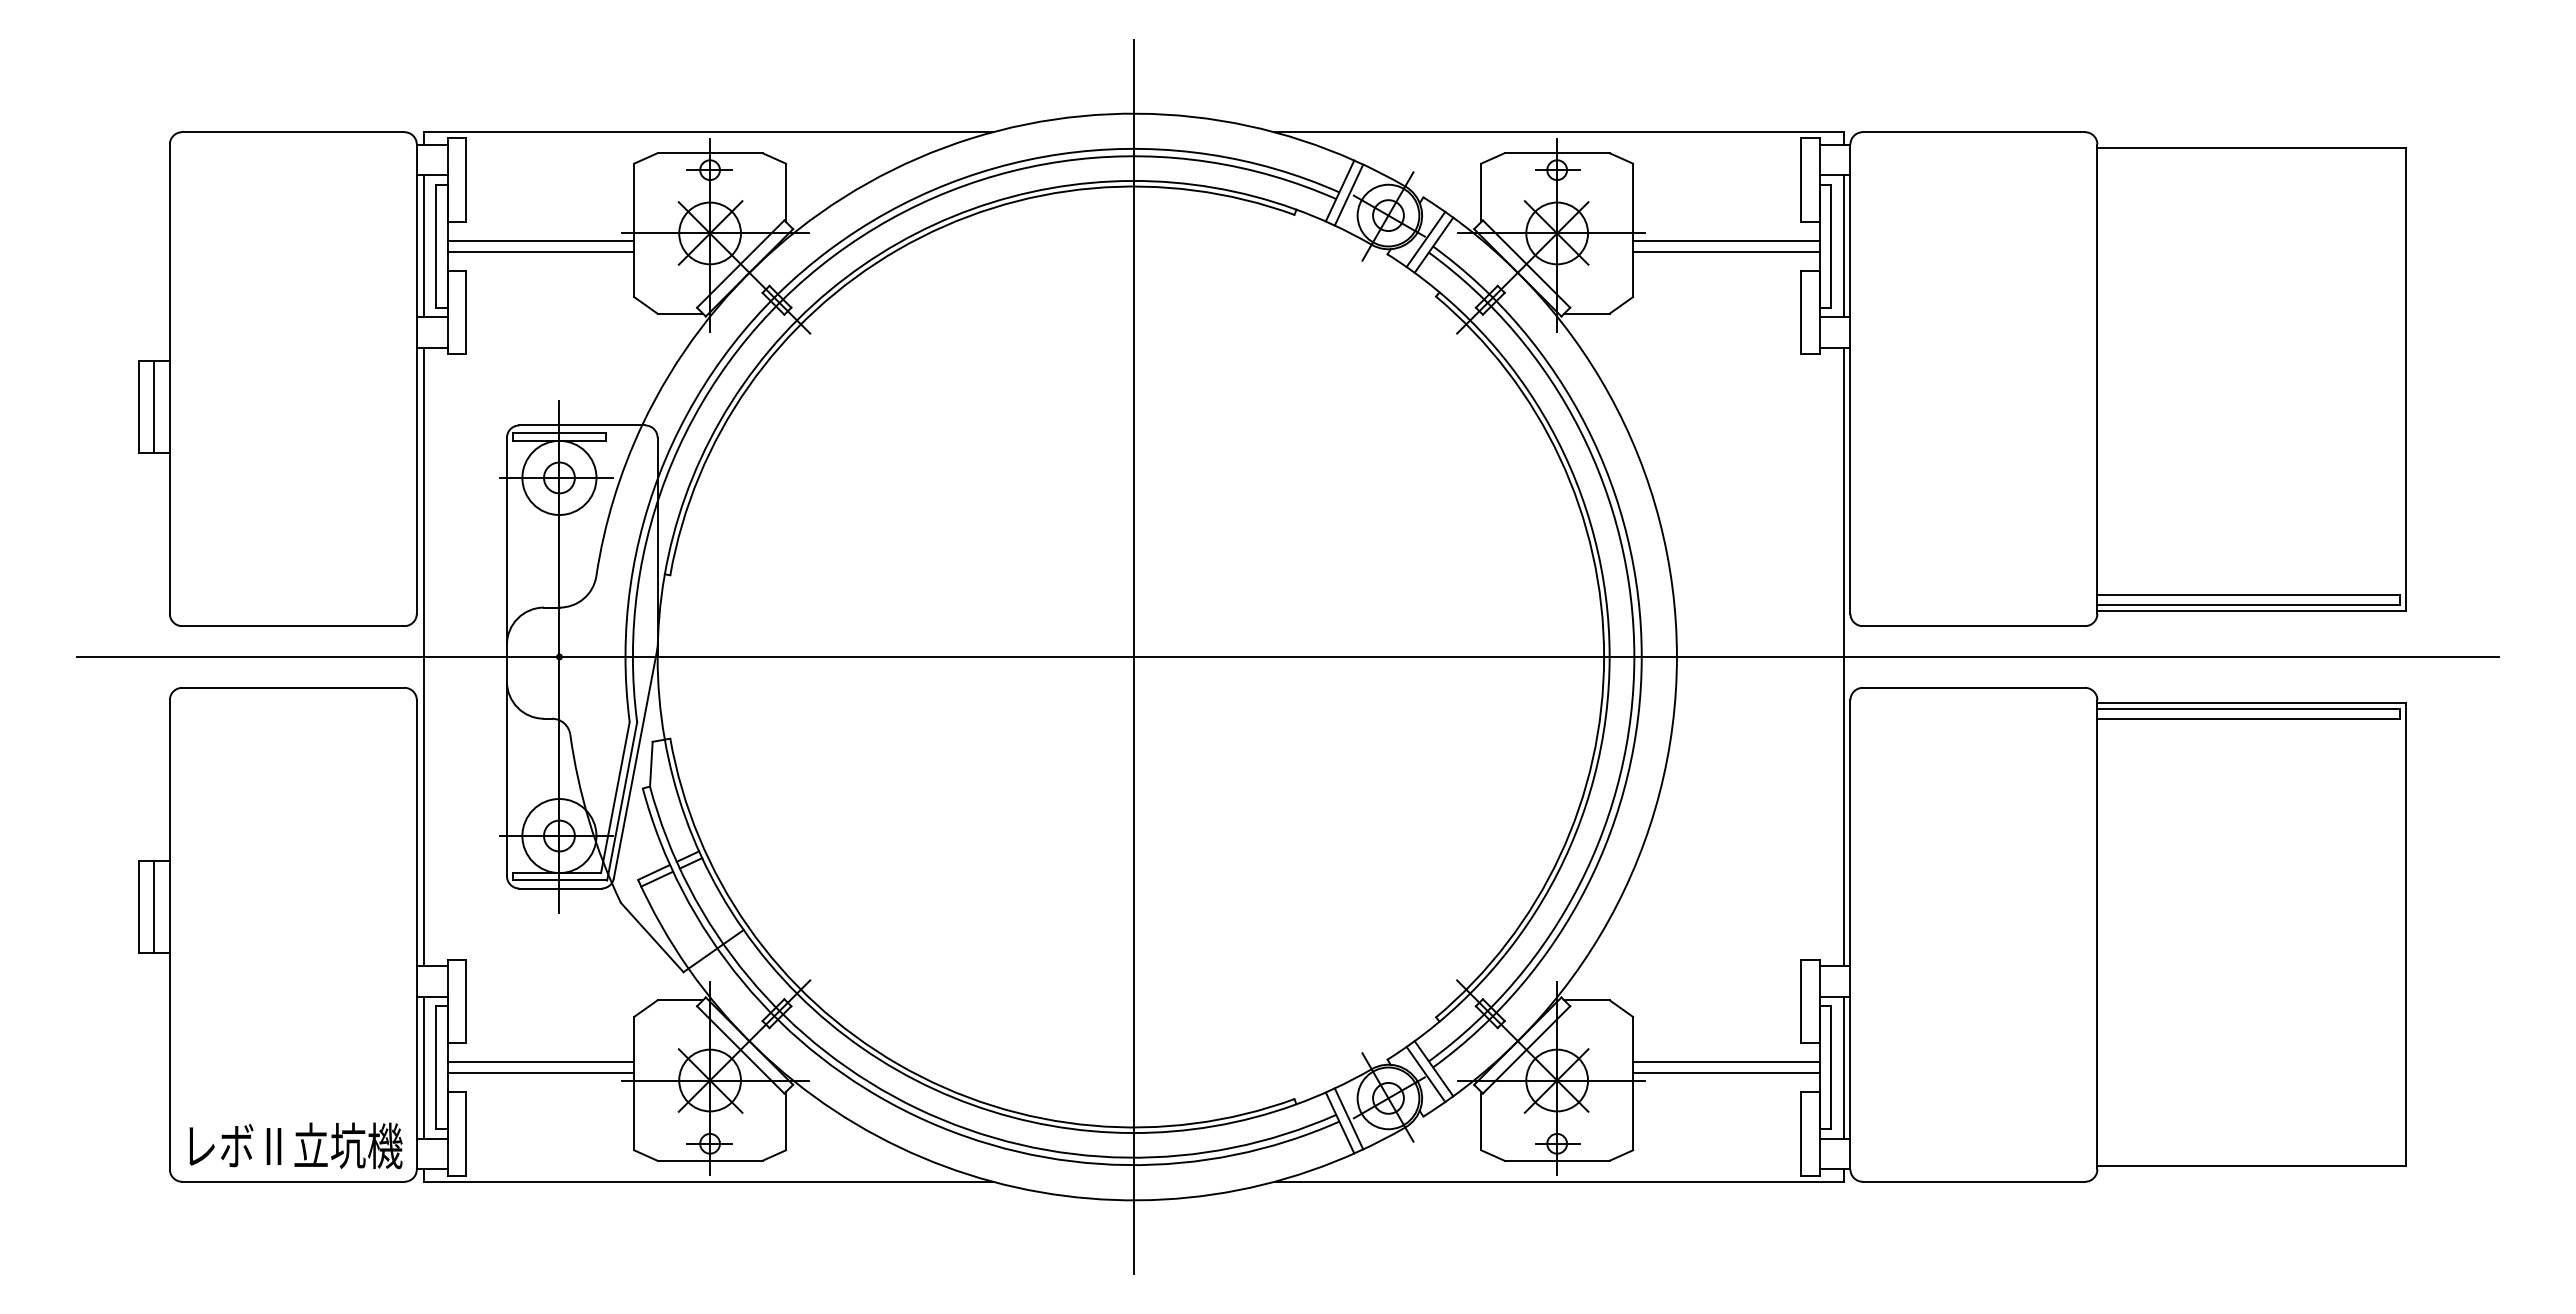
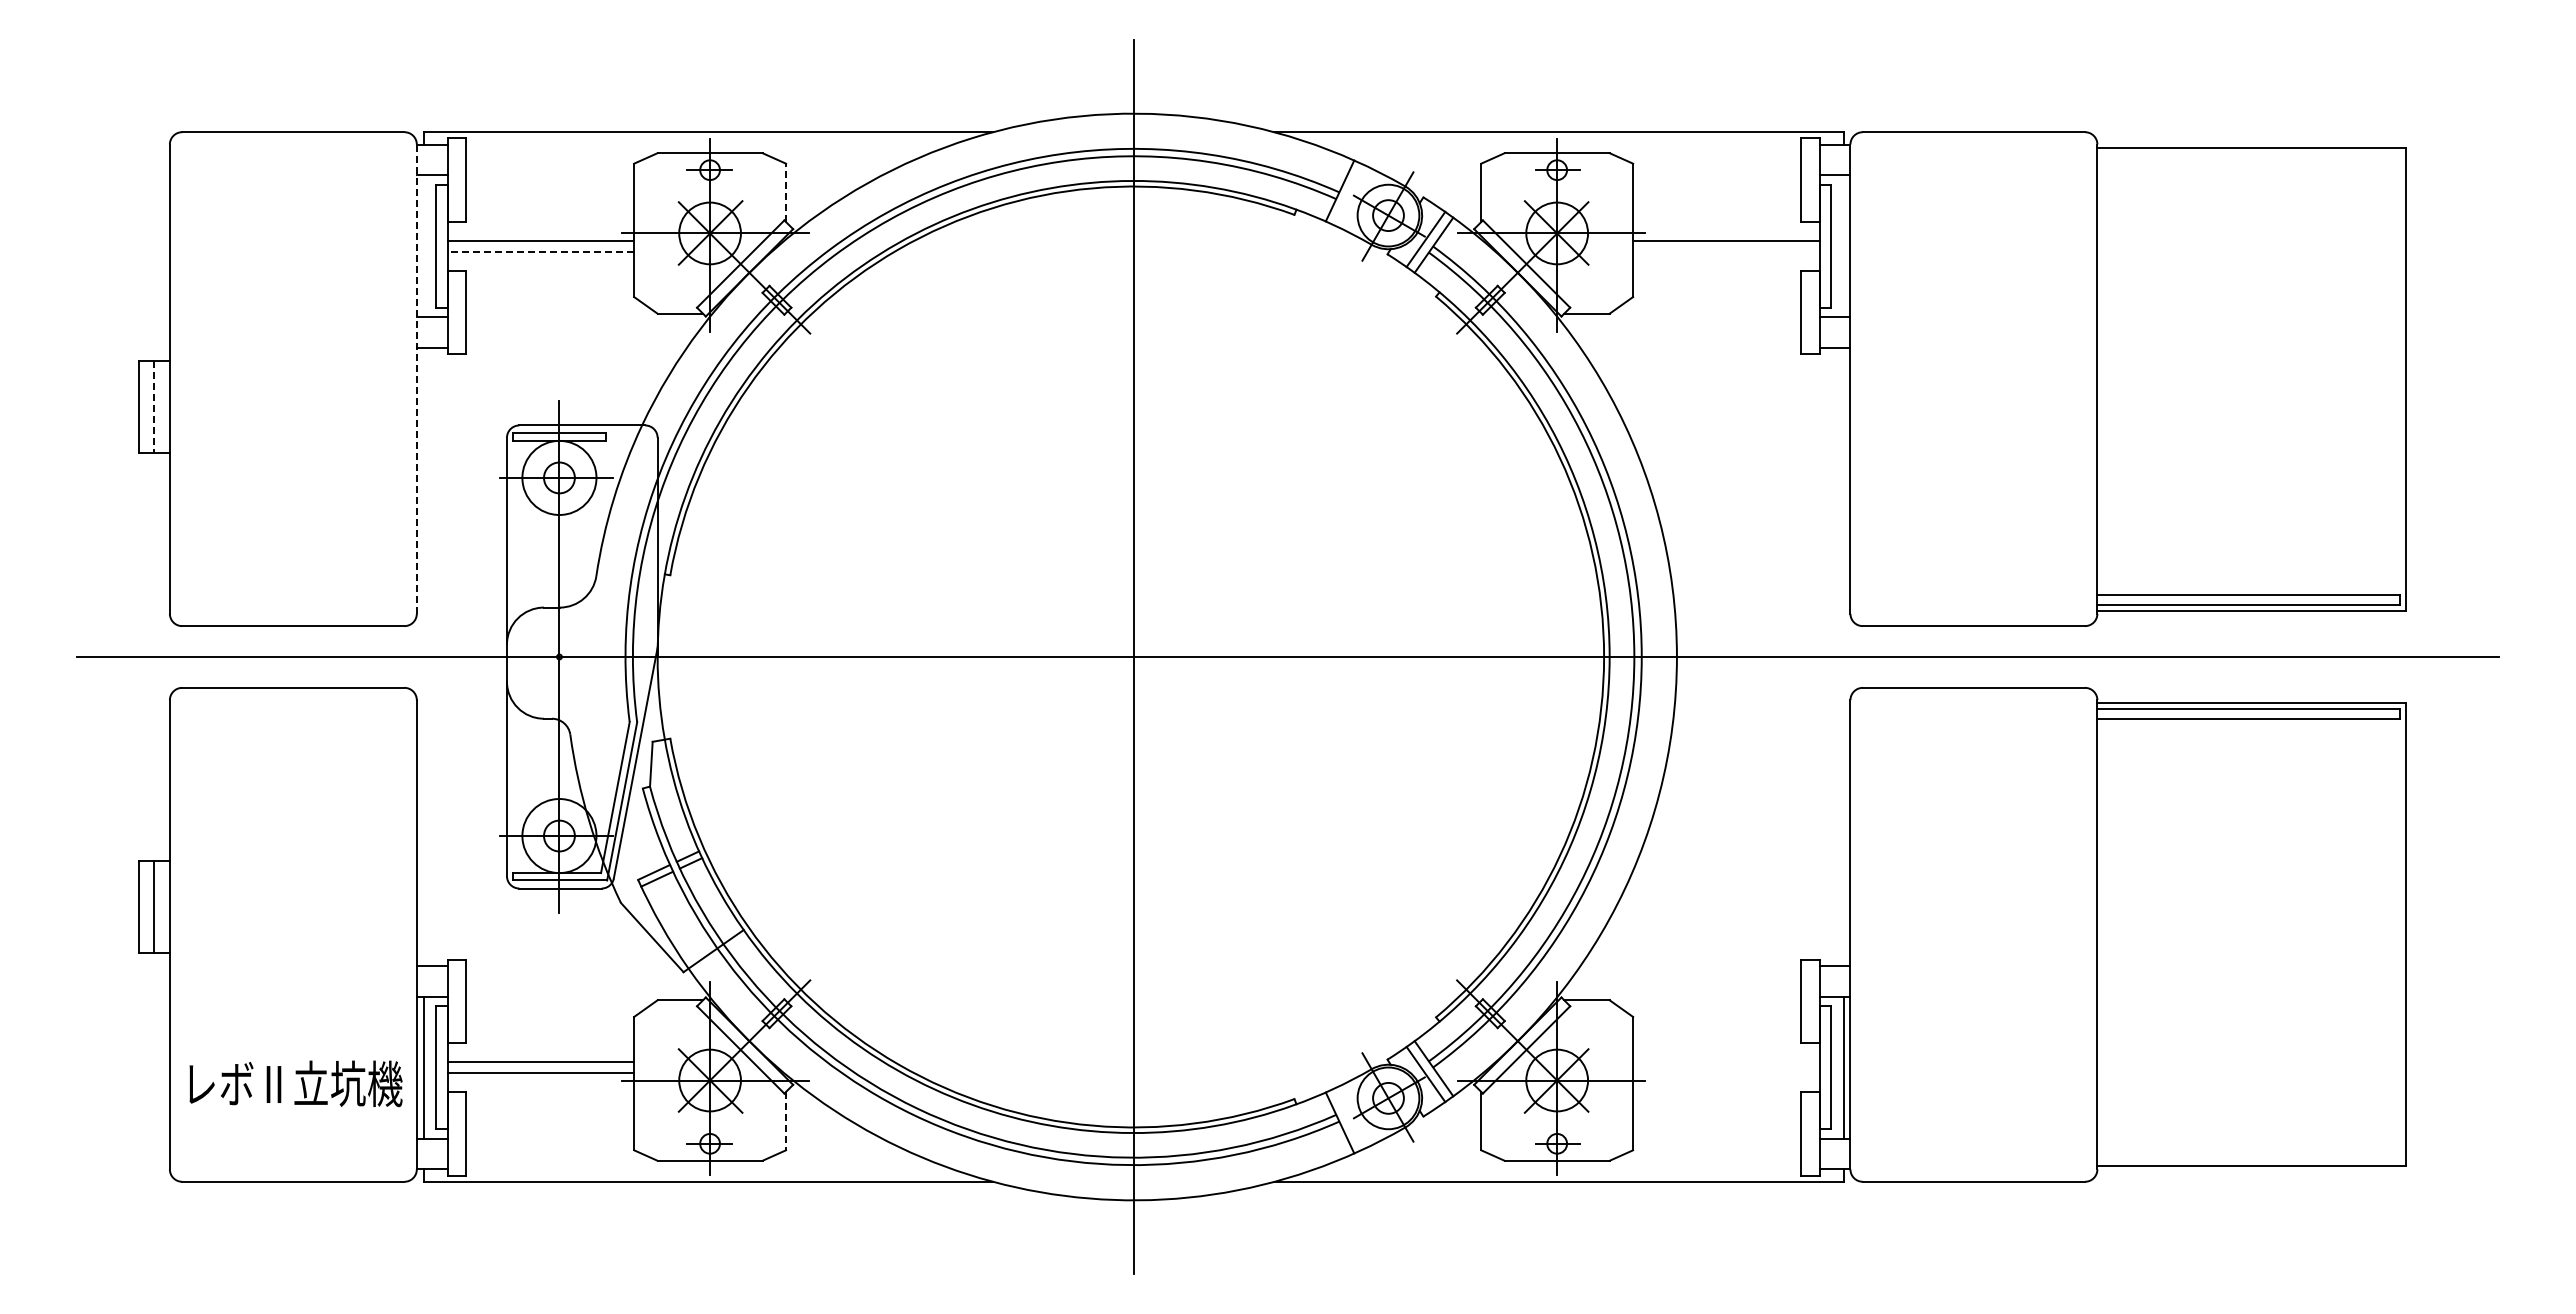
line: solid -> dashed (786, 192)
line: present -> none (1348, 194)
line: present -> none (423, 246)
line: present -> none (1843, 246)
line: solid -> dashed (540, 252)
line: present -> none (1726, 252)
line: solid -> dashed (416, 379)
line: solid -> dashed (154, 407)
line: present -> none (423, 656)
line: present -> none (1843, 656)
line: present -> none (1726, 1061)
line: present -> none (1726, 1073)
line: present -> none (1348, 1118)
line: solid -> dashed (786, 1121)
text position: (295, 1145) -> (295, 1083) (295, 1083)
